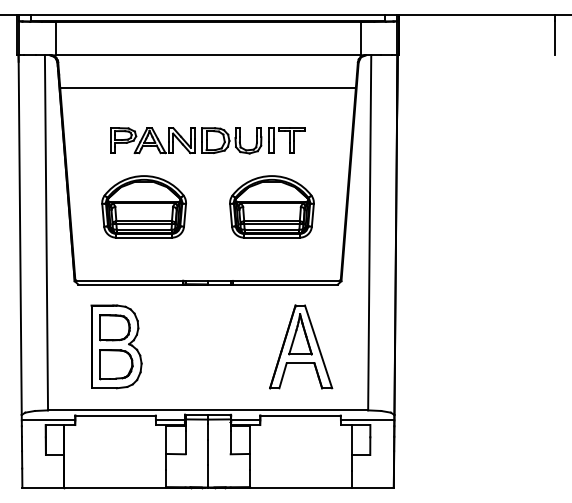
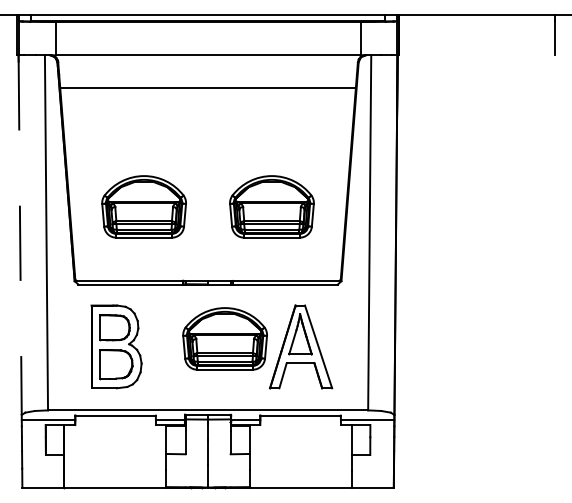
part: present -> none (207, 140)
line: solid -> dashed (20, 235)
part: none -> present (224, 338)
